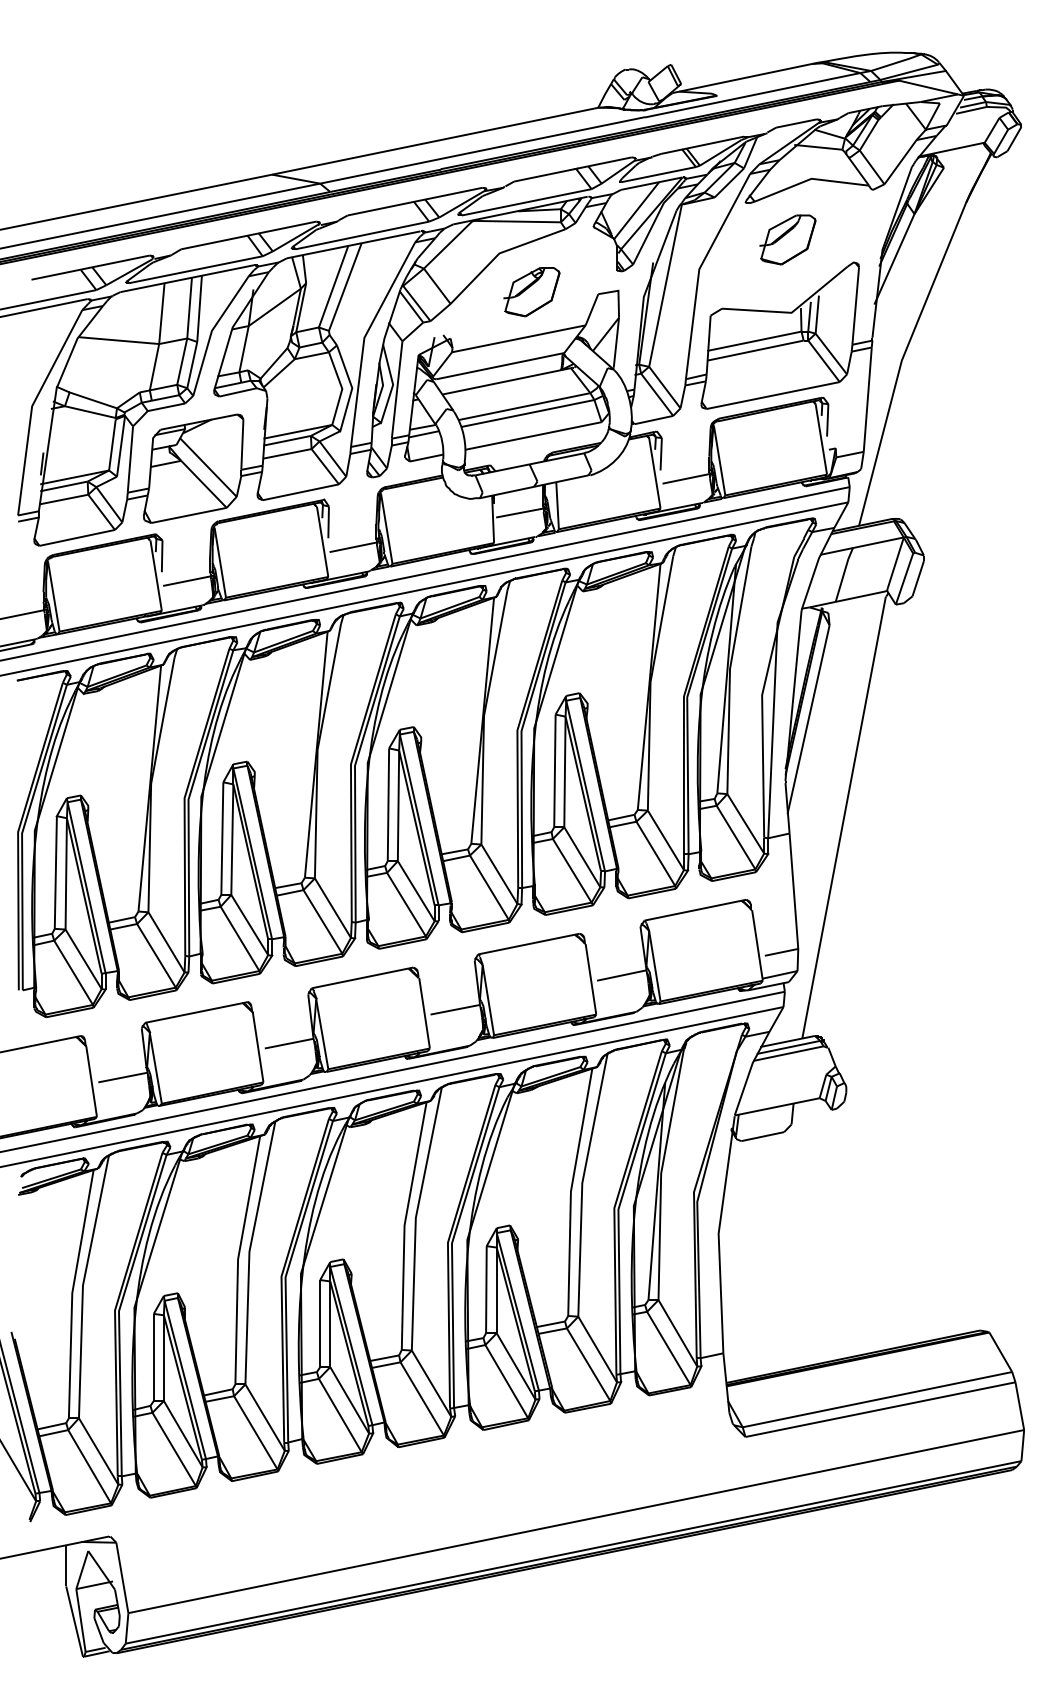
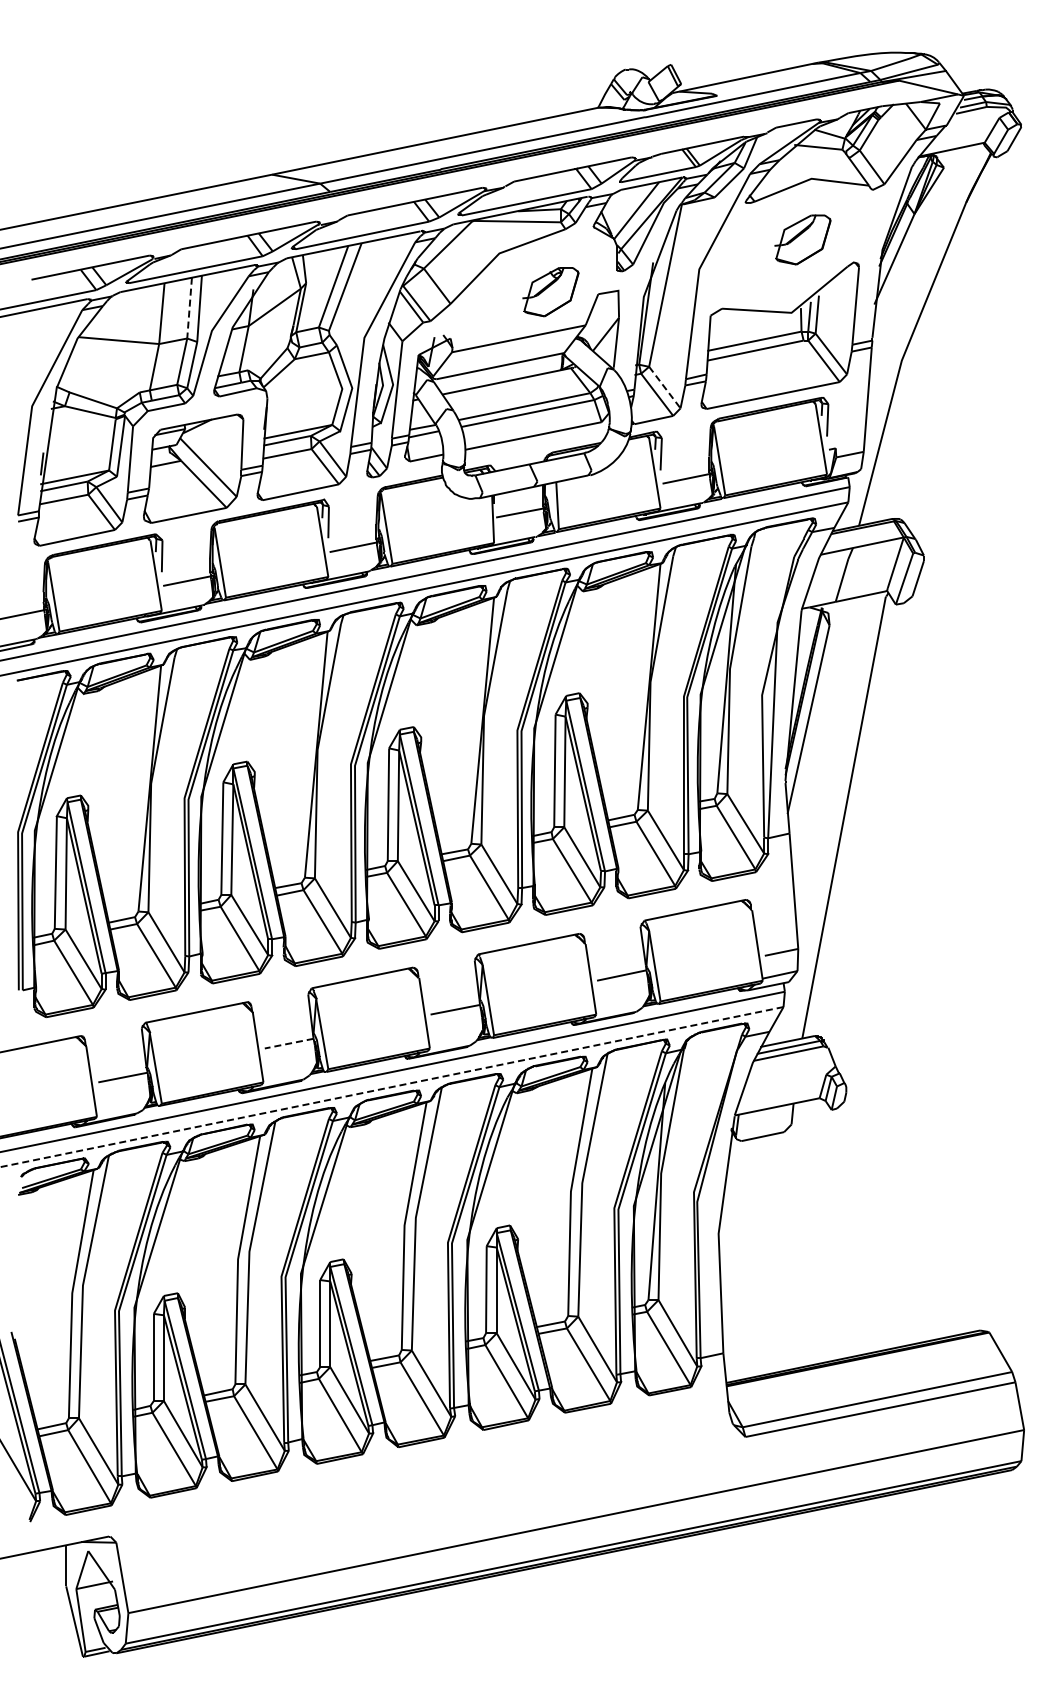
part position: (787, 239) -> (802, 239) (802, 239)
part position: (531, 292) -> (550, 292) (550, 292)
line: solid -> dashed (189, 308)
line: solid -> dashed (665, 387)
line: solid -> dashed (289, 1043)
line: solid -> dashed (391, 1087)
